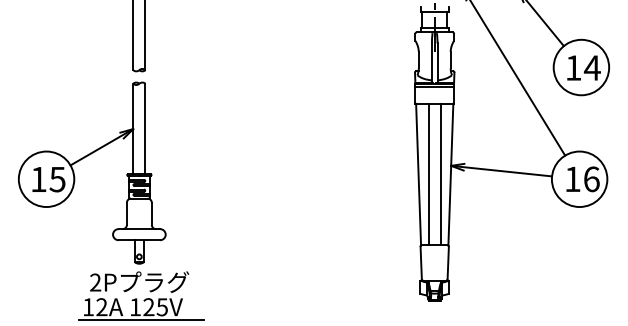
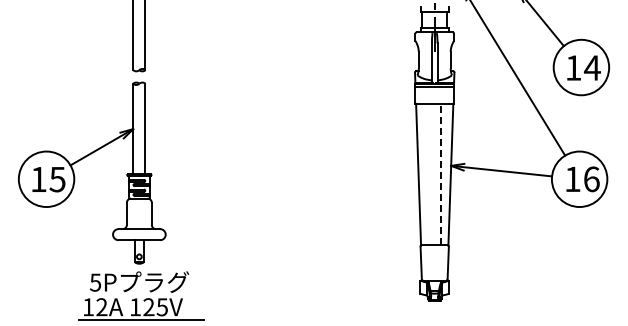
line: present -> none (428, 174)
line: solid -> dashed (440, 174)
text: 2P -> 5P (95, 282)
